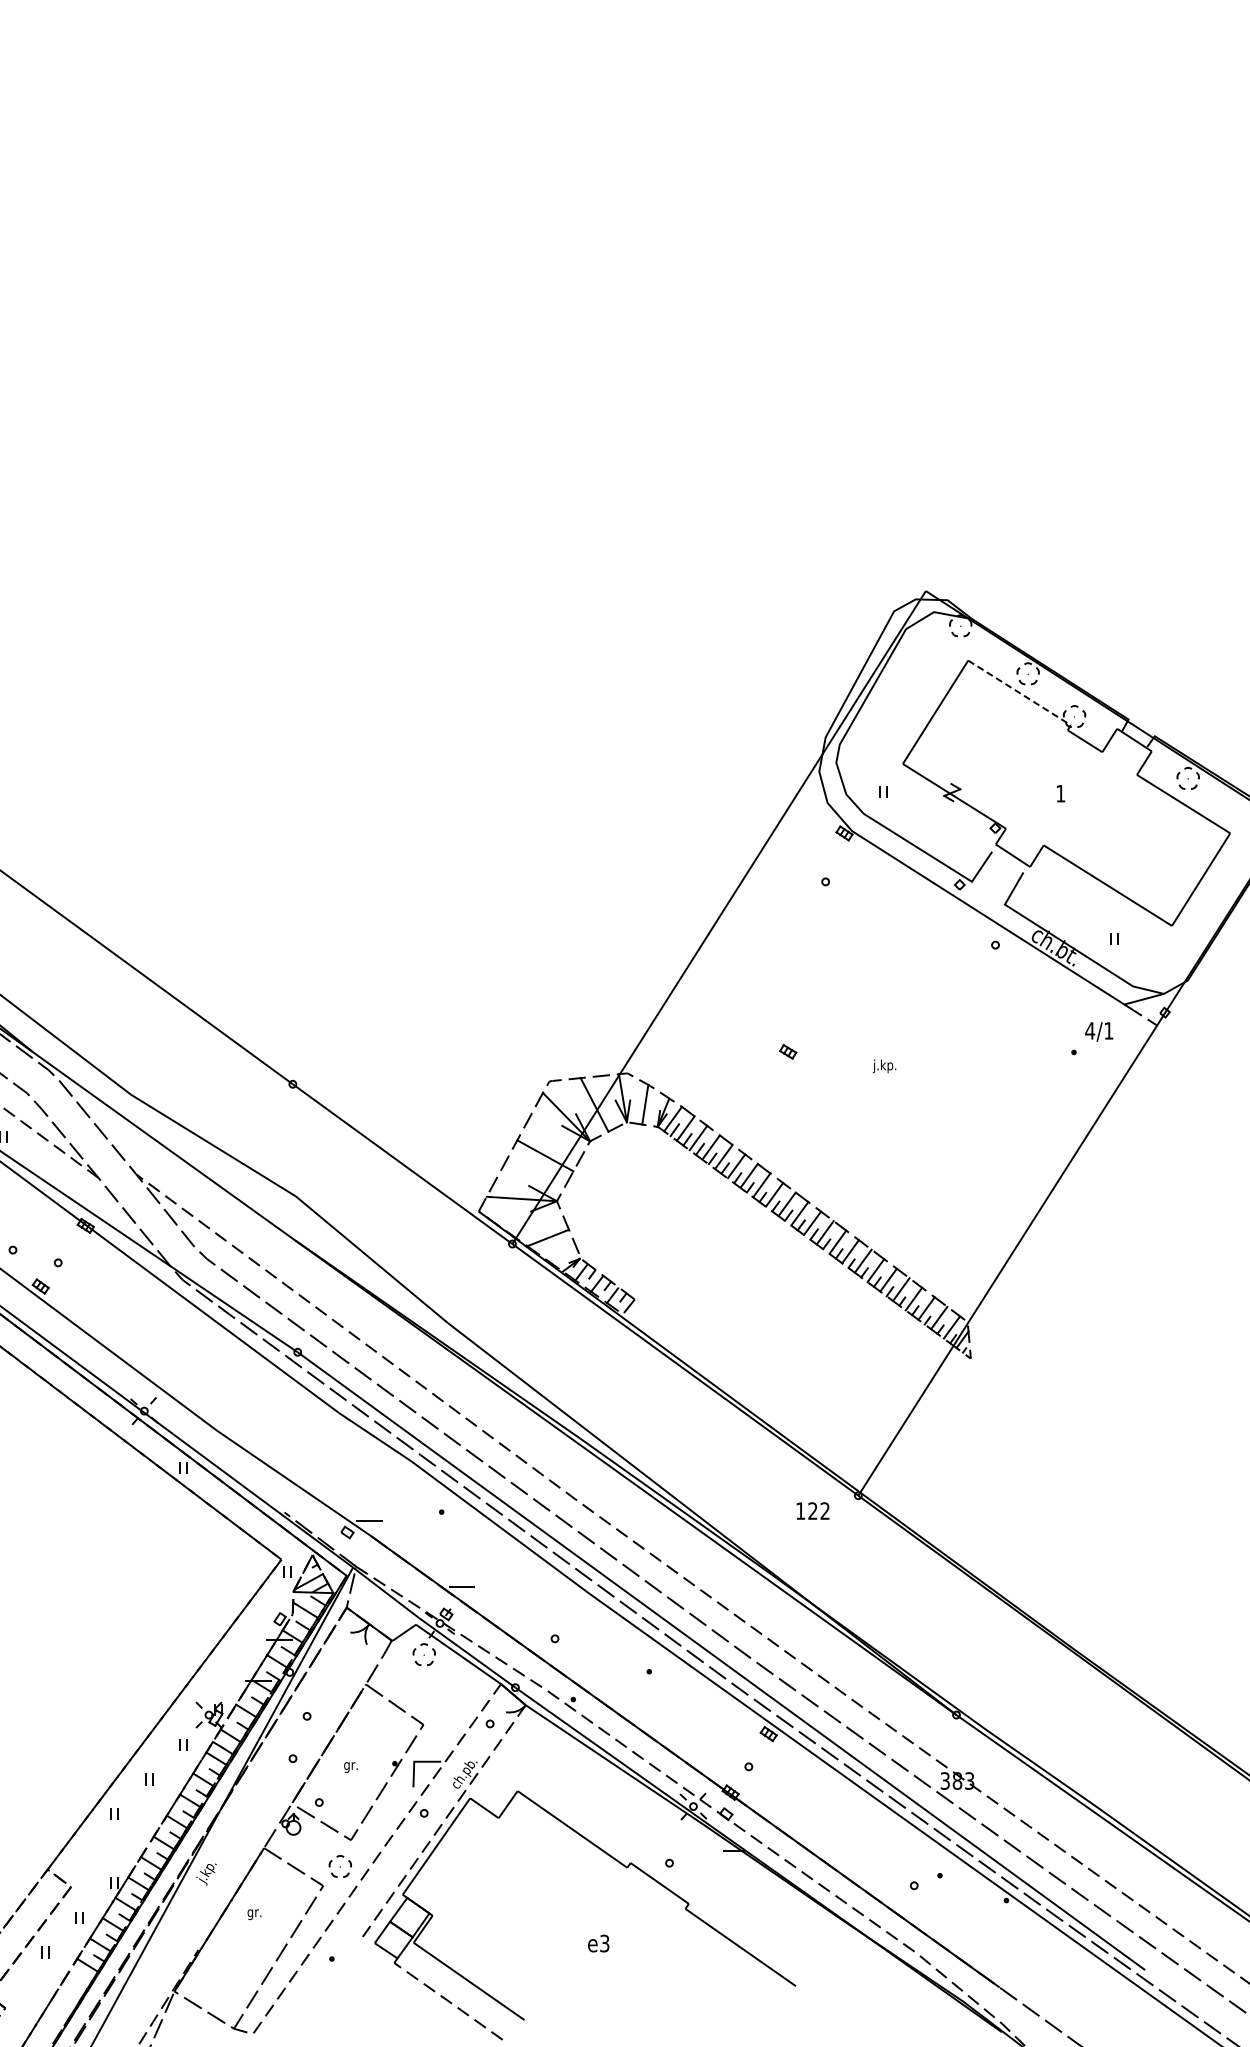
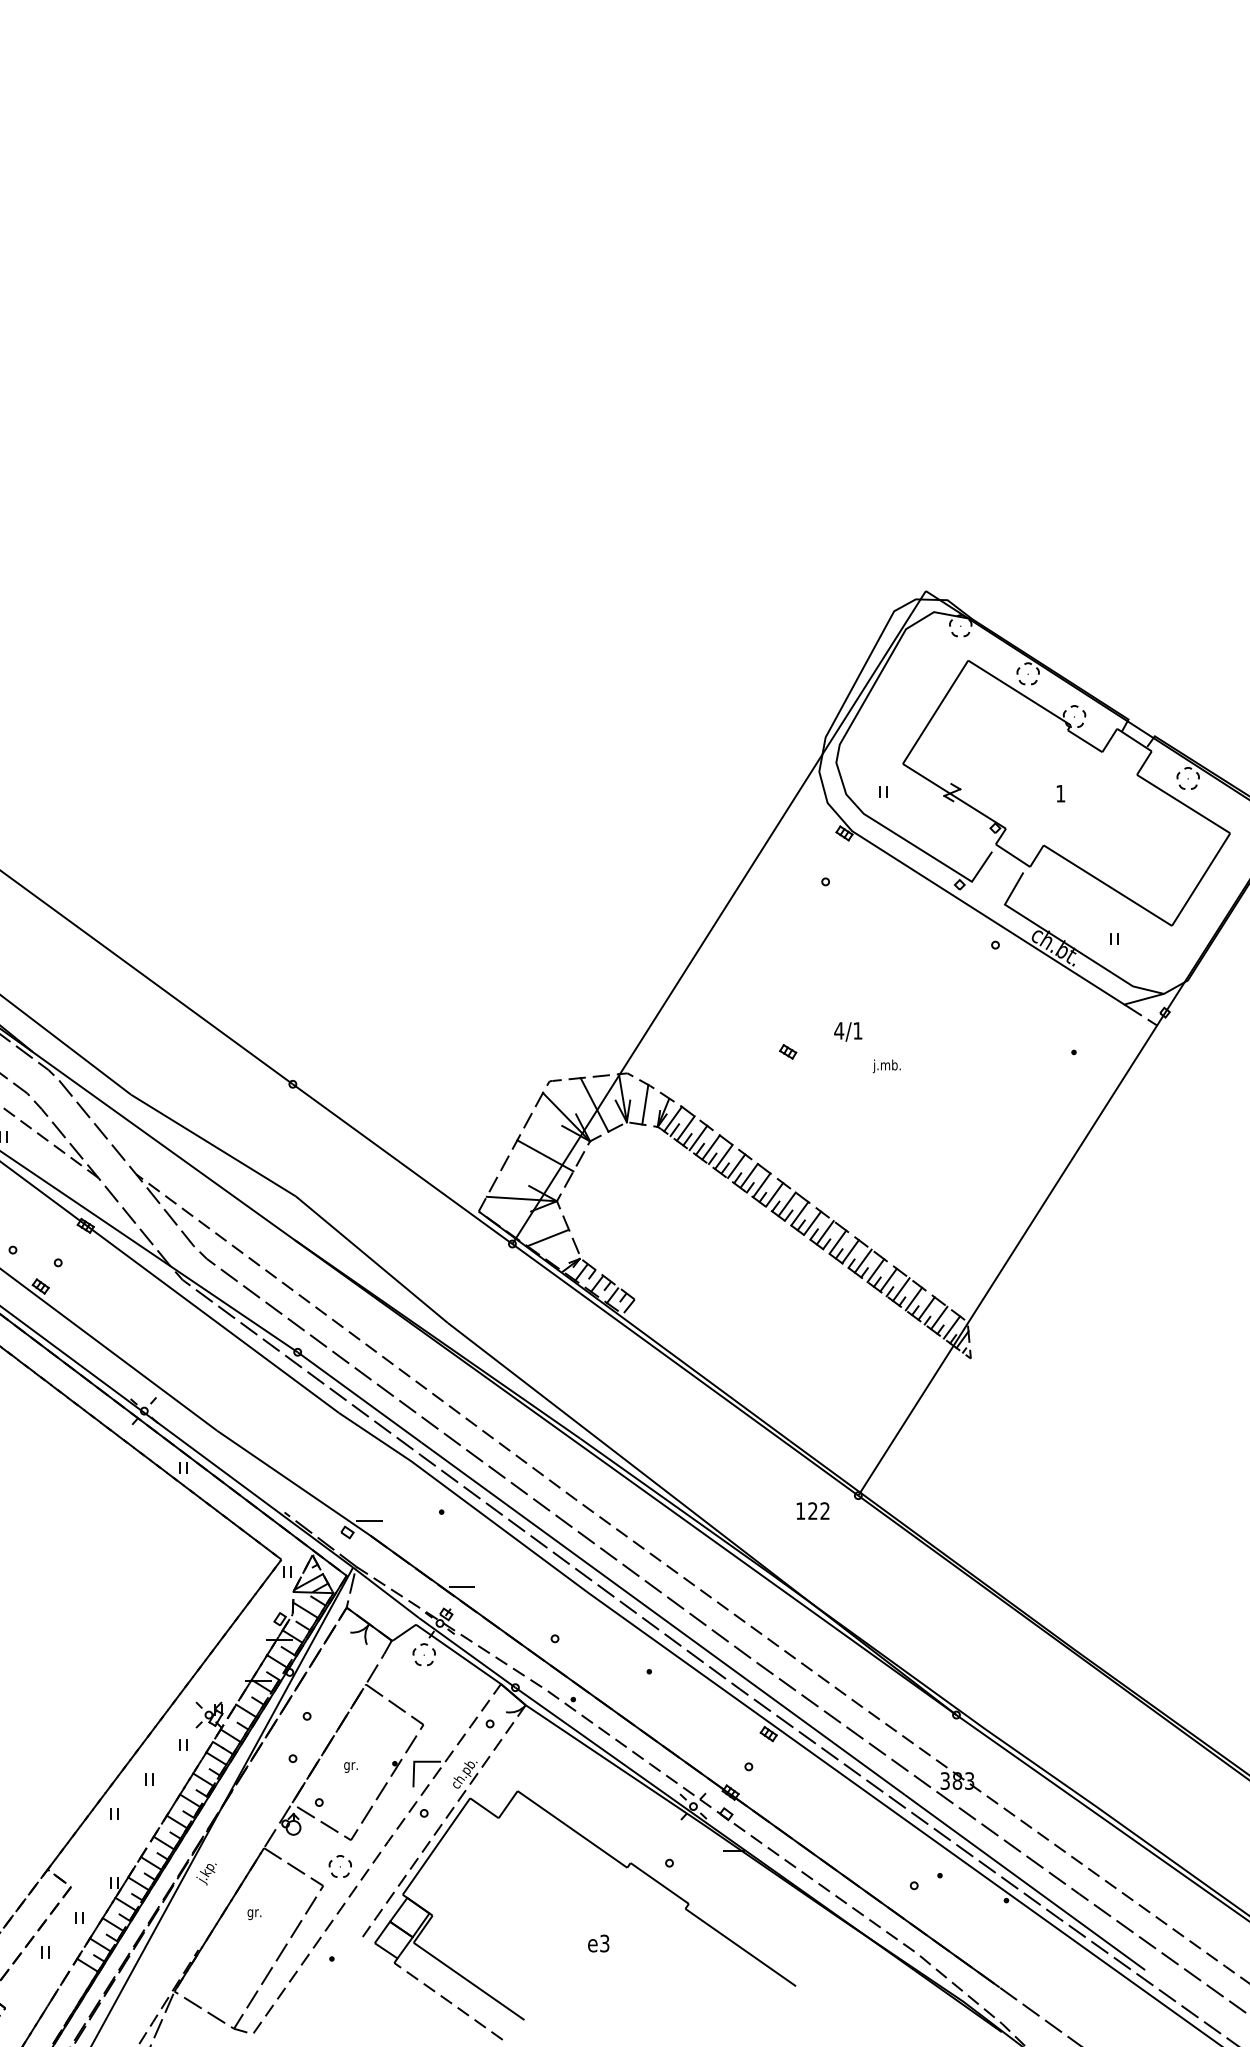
line: dashed -> solid (1019, 692)
text position: (1099, 1031) -> (848, 1031) (848, 1031)
text: j.kp. -> j.mb. (890, 1066)
